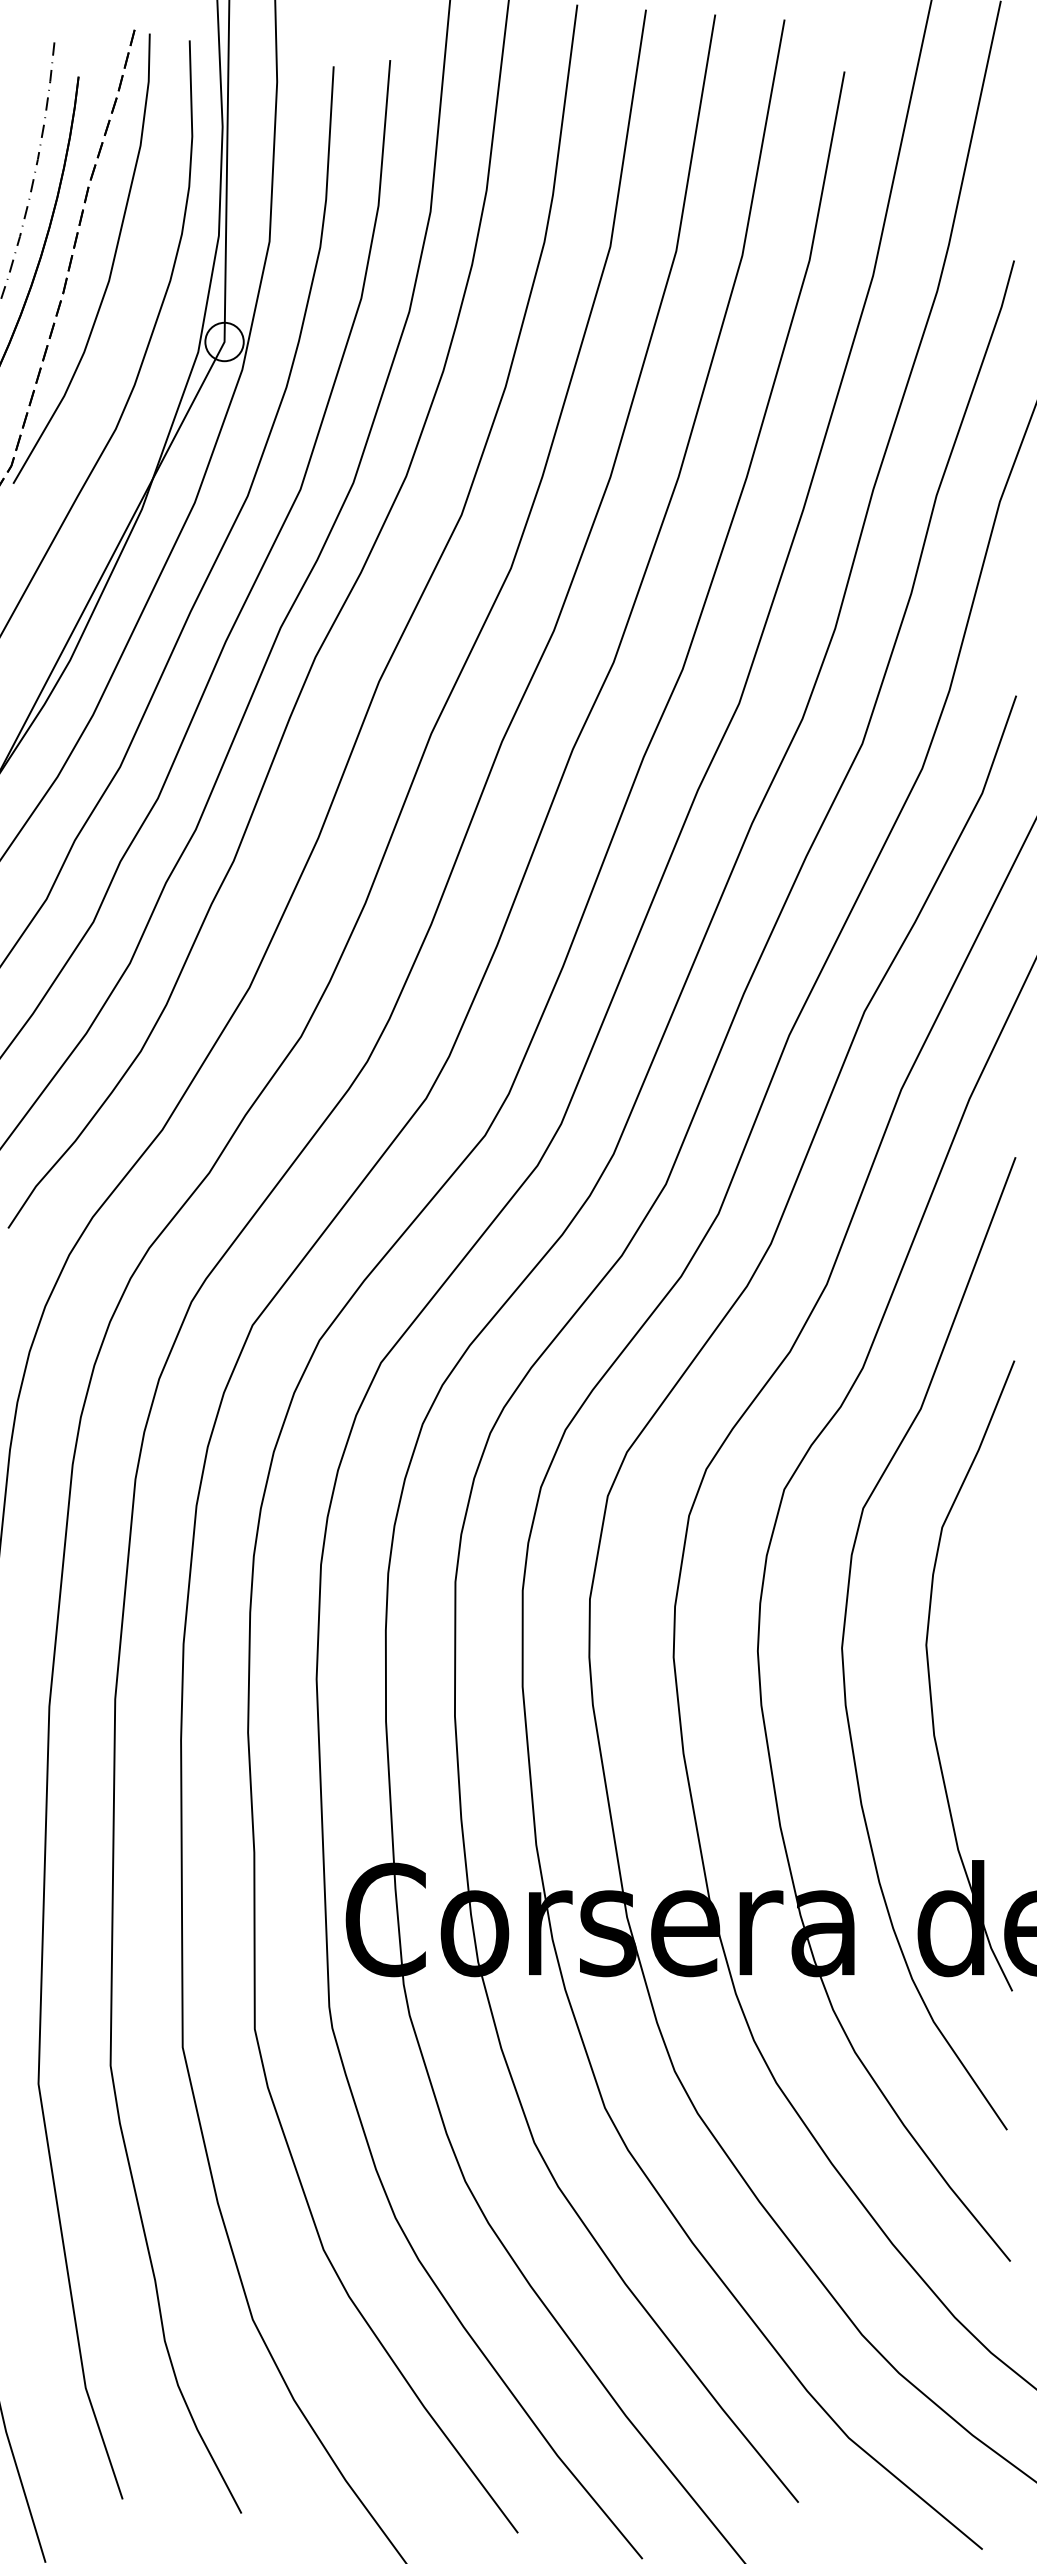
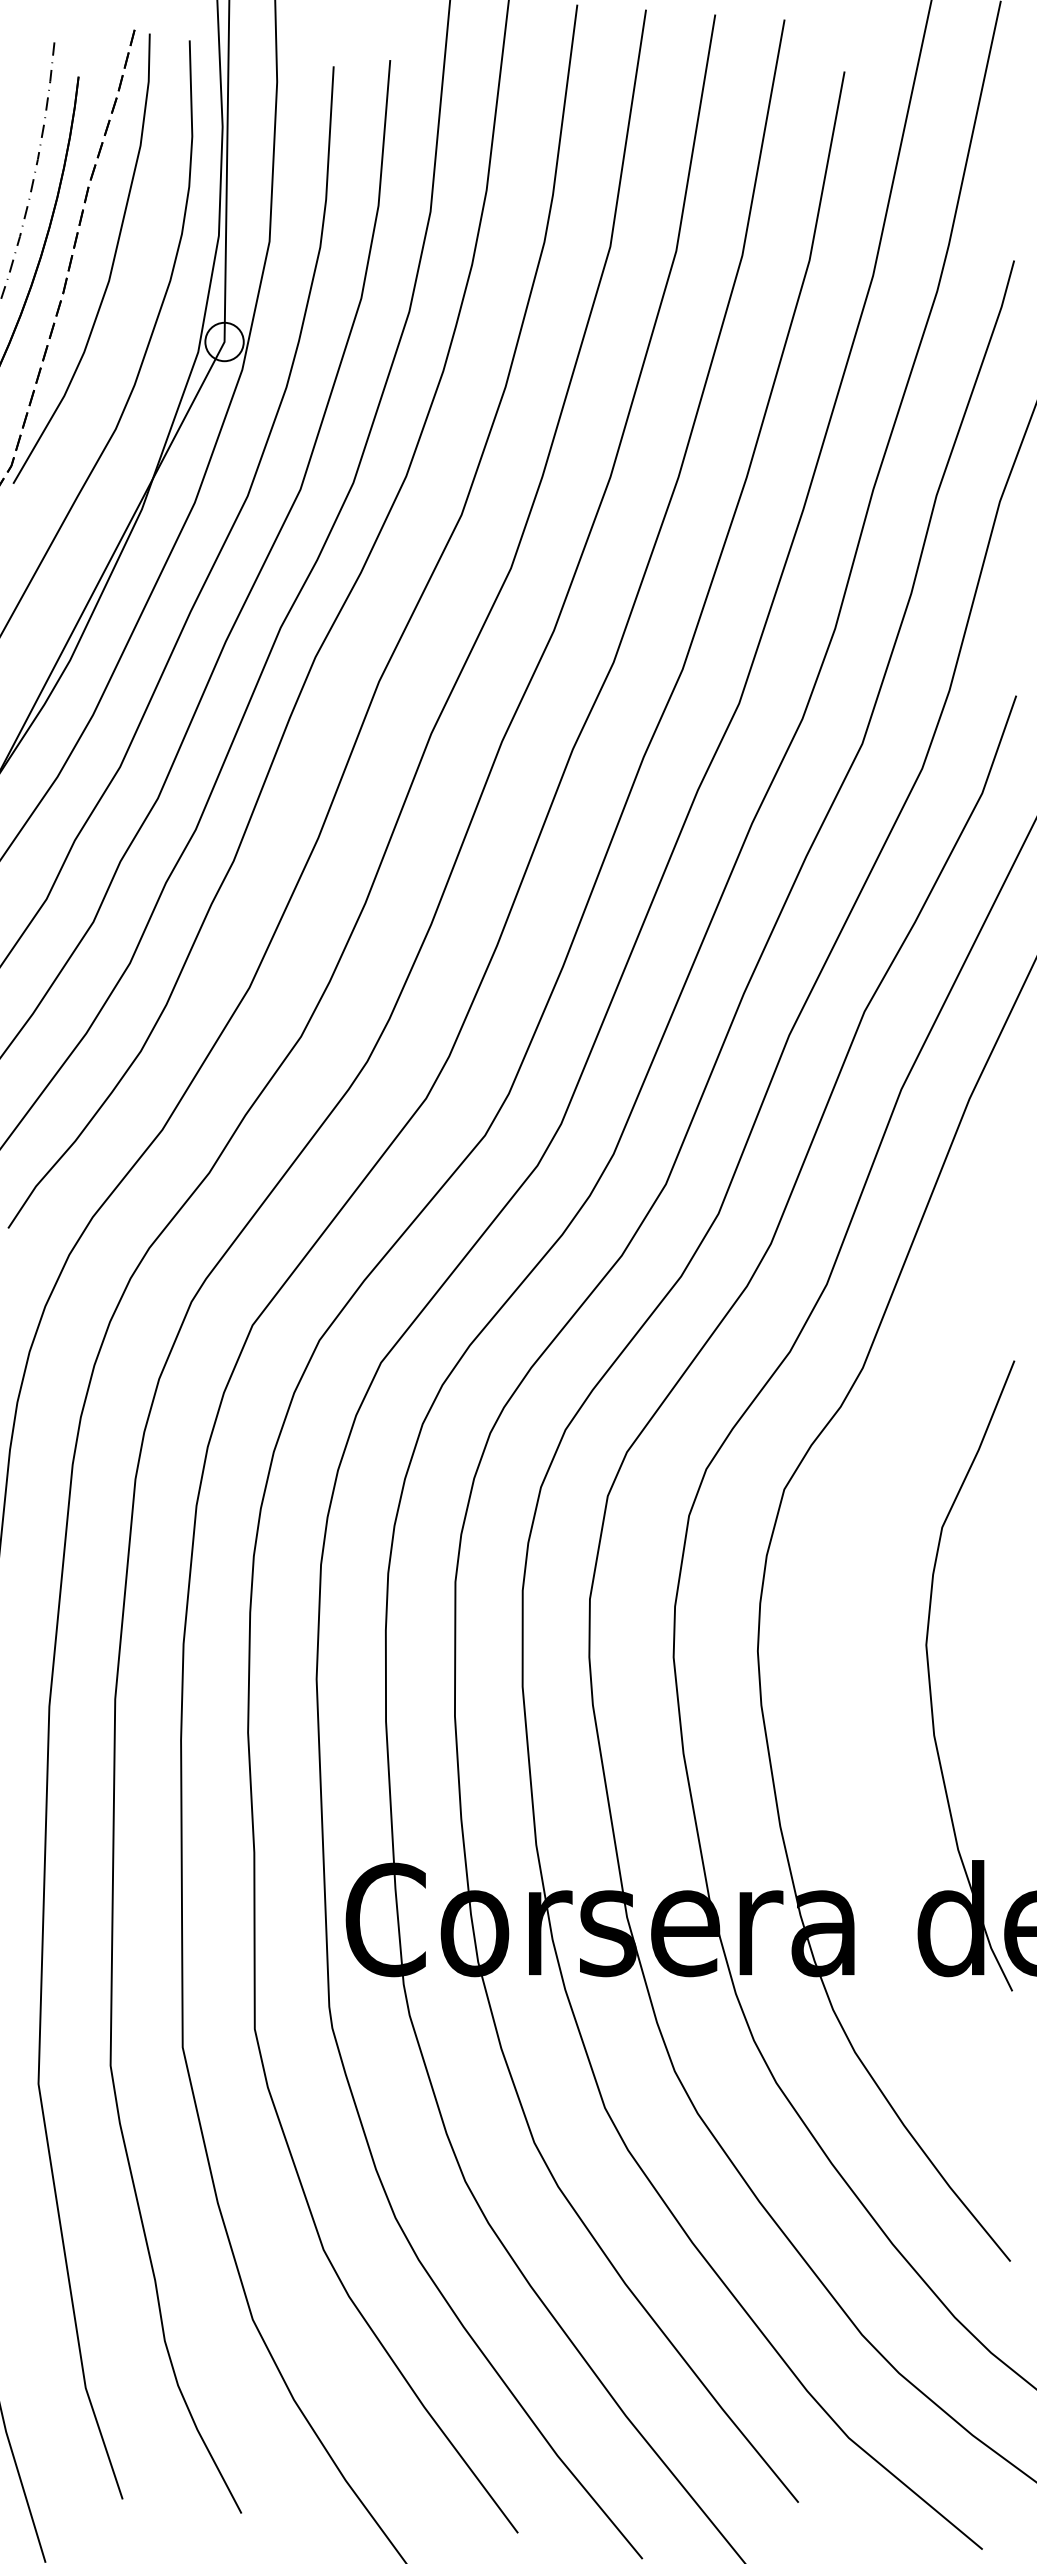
curve: present -> none (844, 1636)
